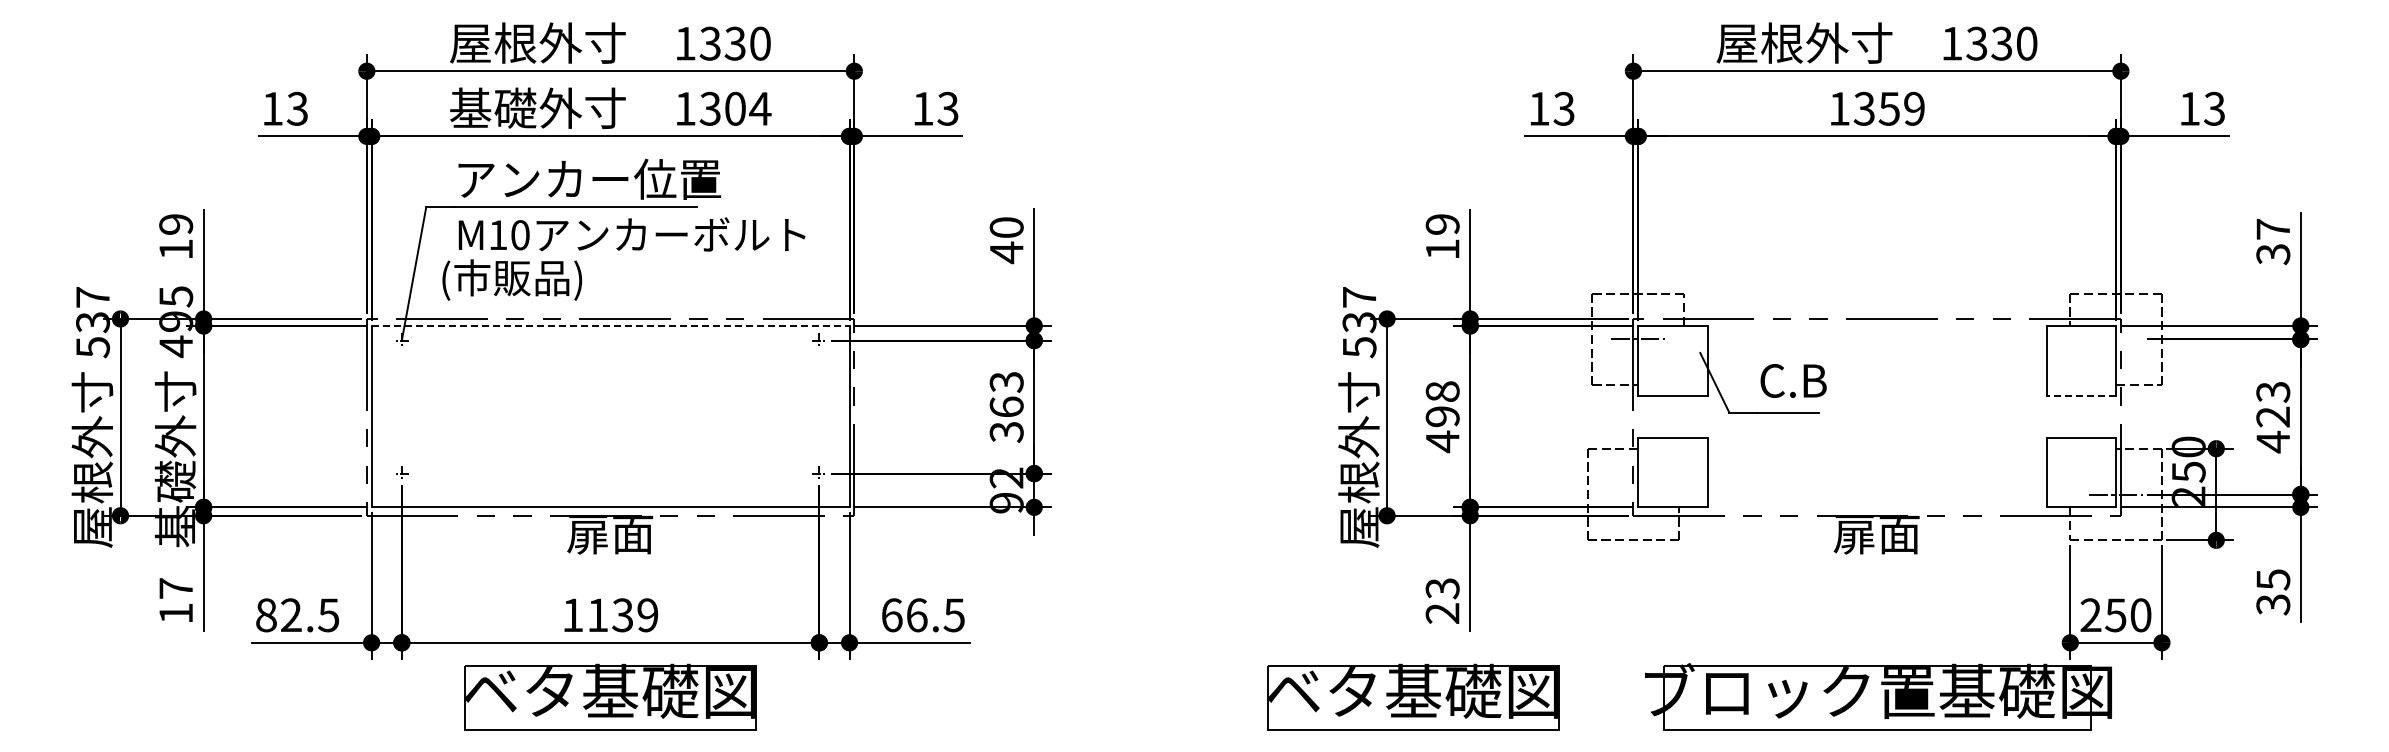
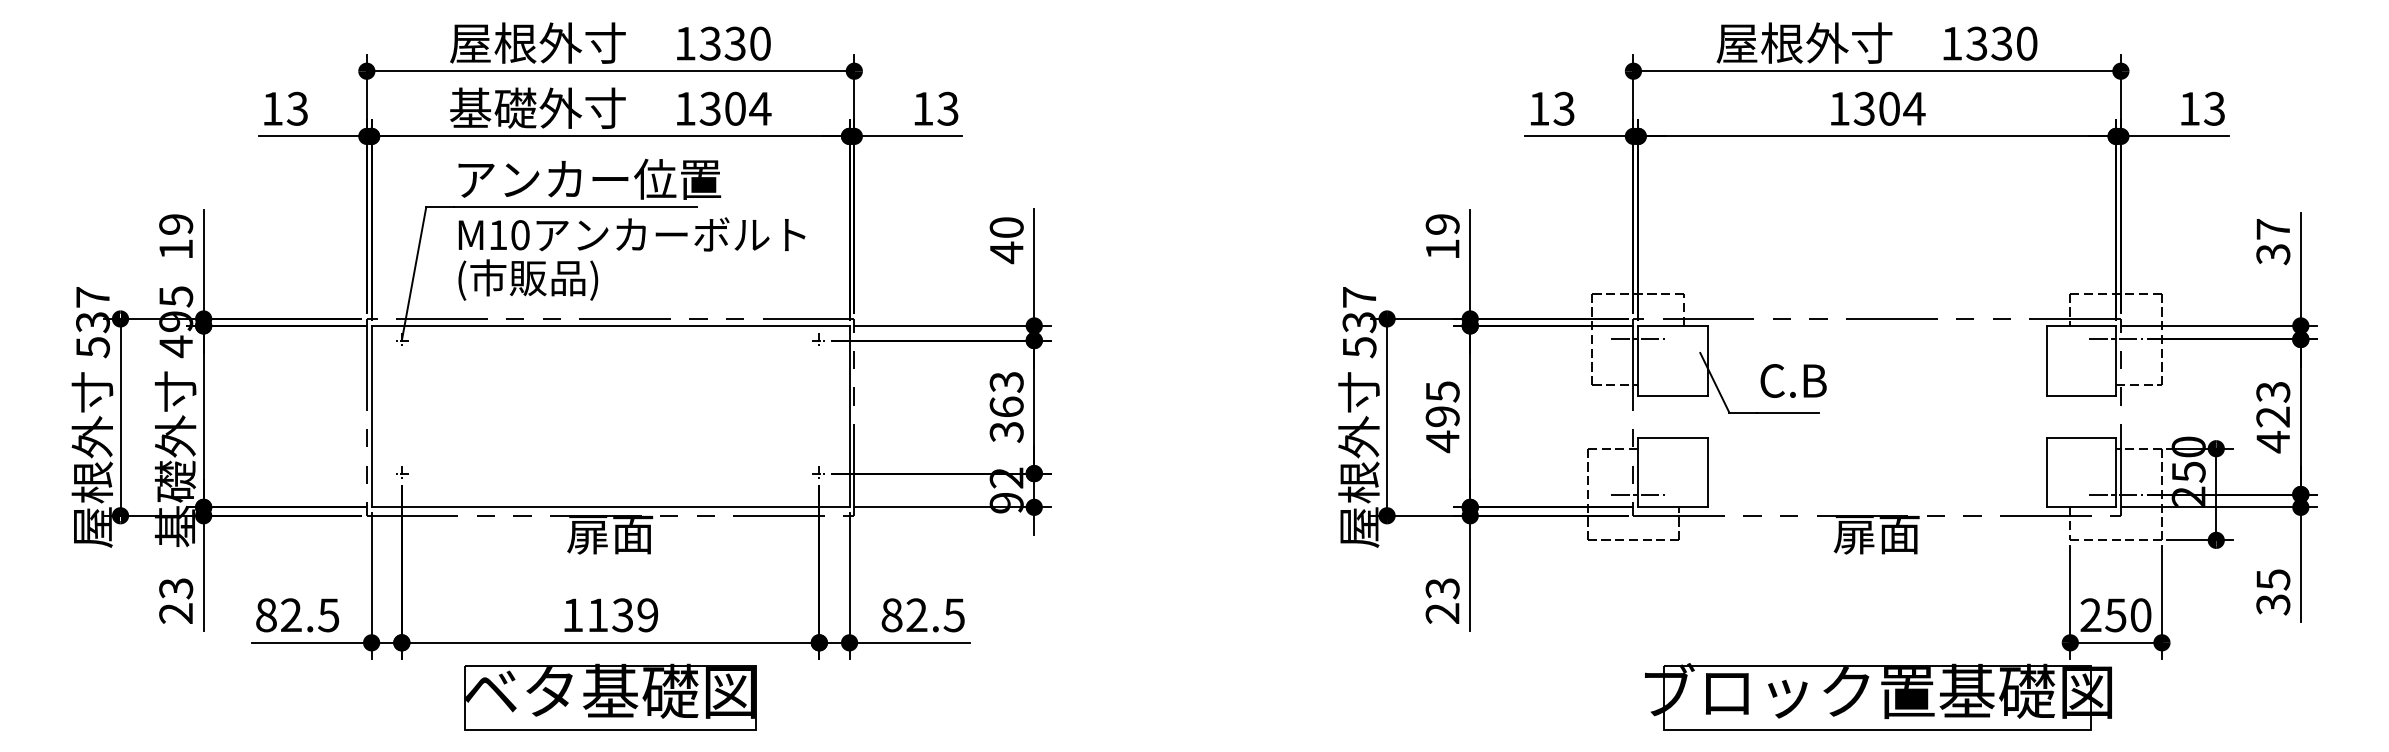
text: 1359 -> 1304 (1901, 108)
text position: (512, 279) -> (528, 279) (528, 279)
line: dashed -> solid (610, 325)
line: none -> present (2115, 339)
text: 498 -> 495 (1442, 391)
line: dashed -> solid (2081, 395)
line: none -> present (1637, 494)
text: 17 -> 23 (176, 600)
text: 66.5 -> 82.5 (904, 615)
part: present -> none (1413, 696)
